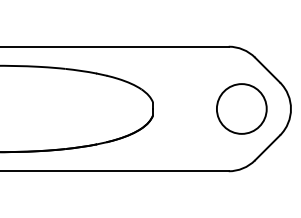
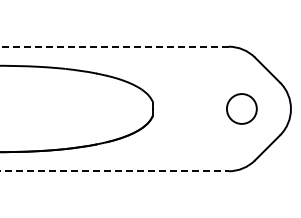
line: solid -> dashed (114, 46)
circle size: 52x52 px -> 32x32 px (241, 108)
line: solid -> dashed (115, 171)
